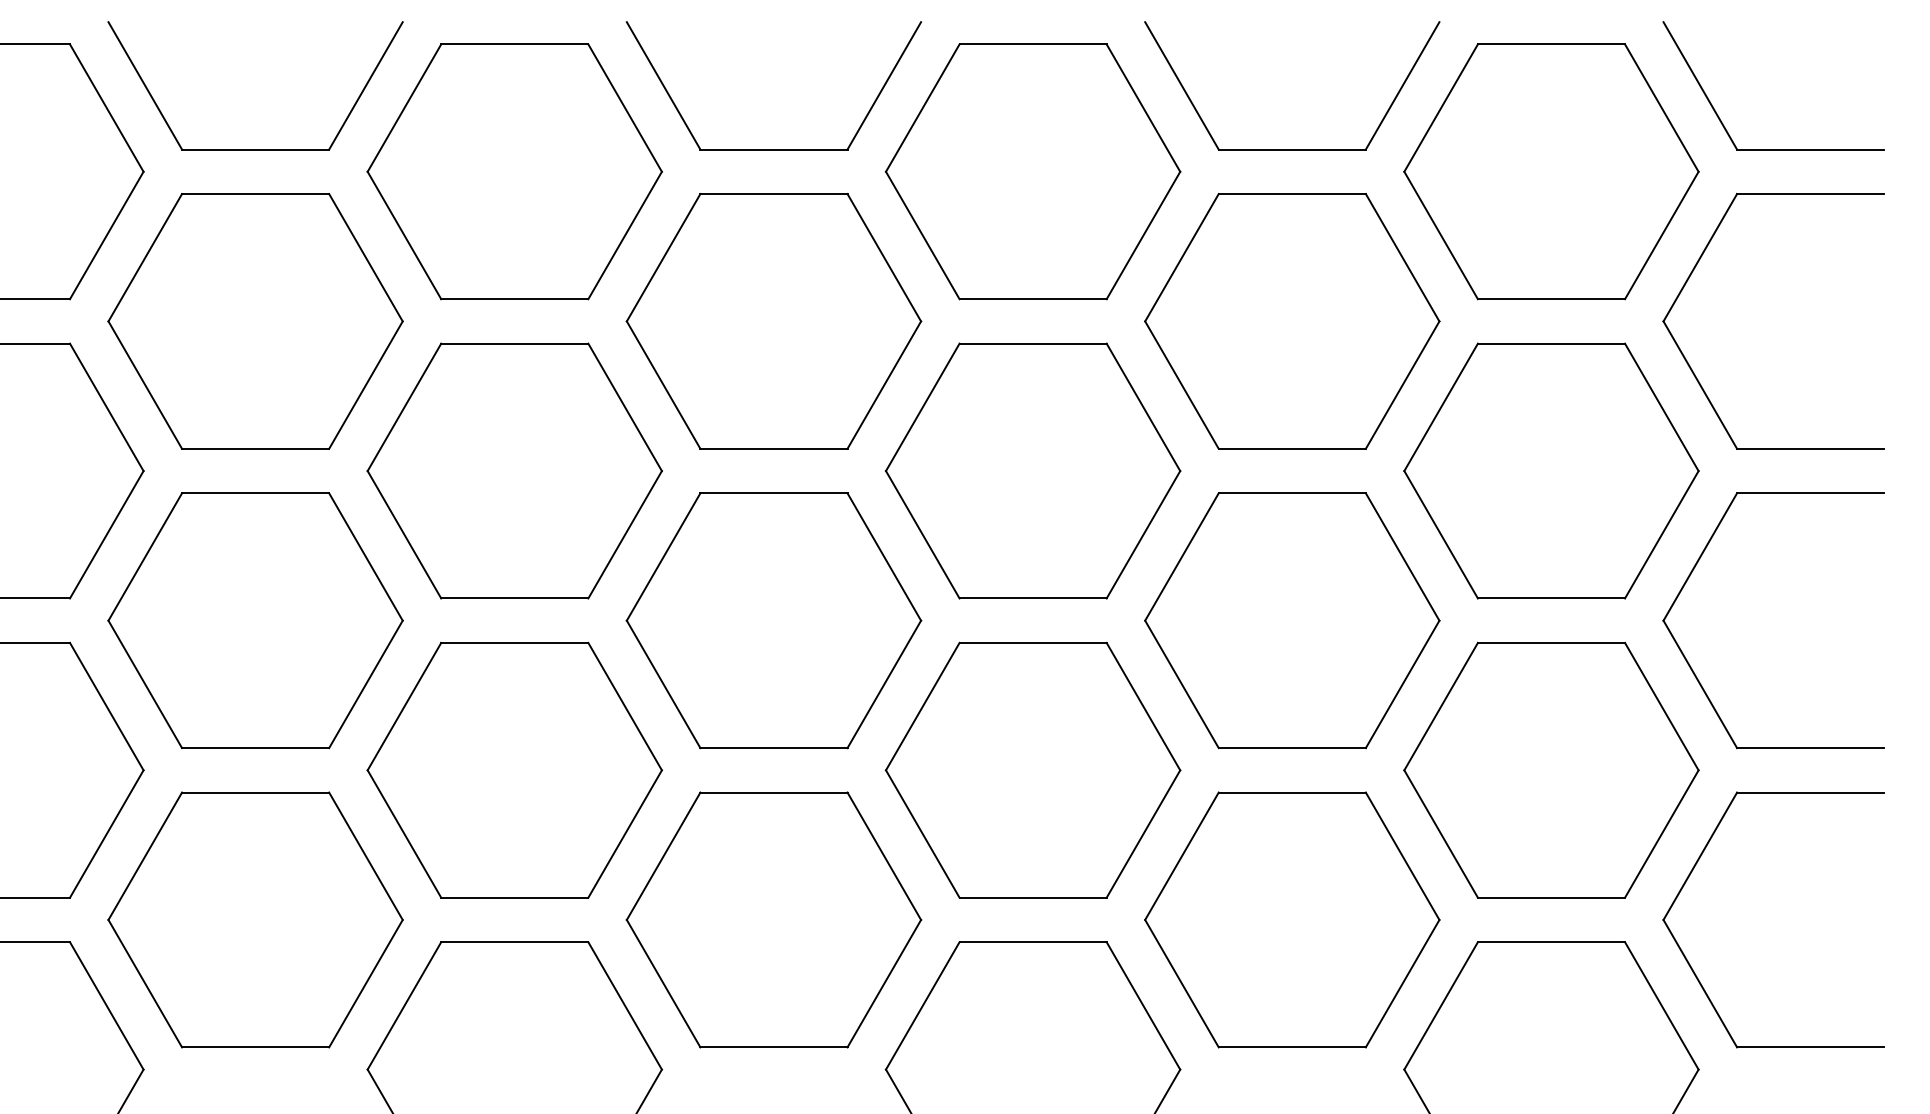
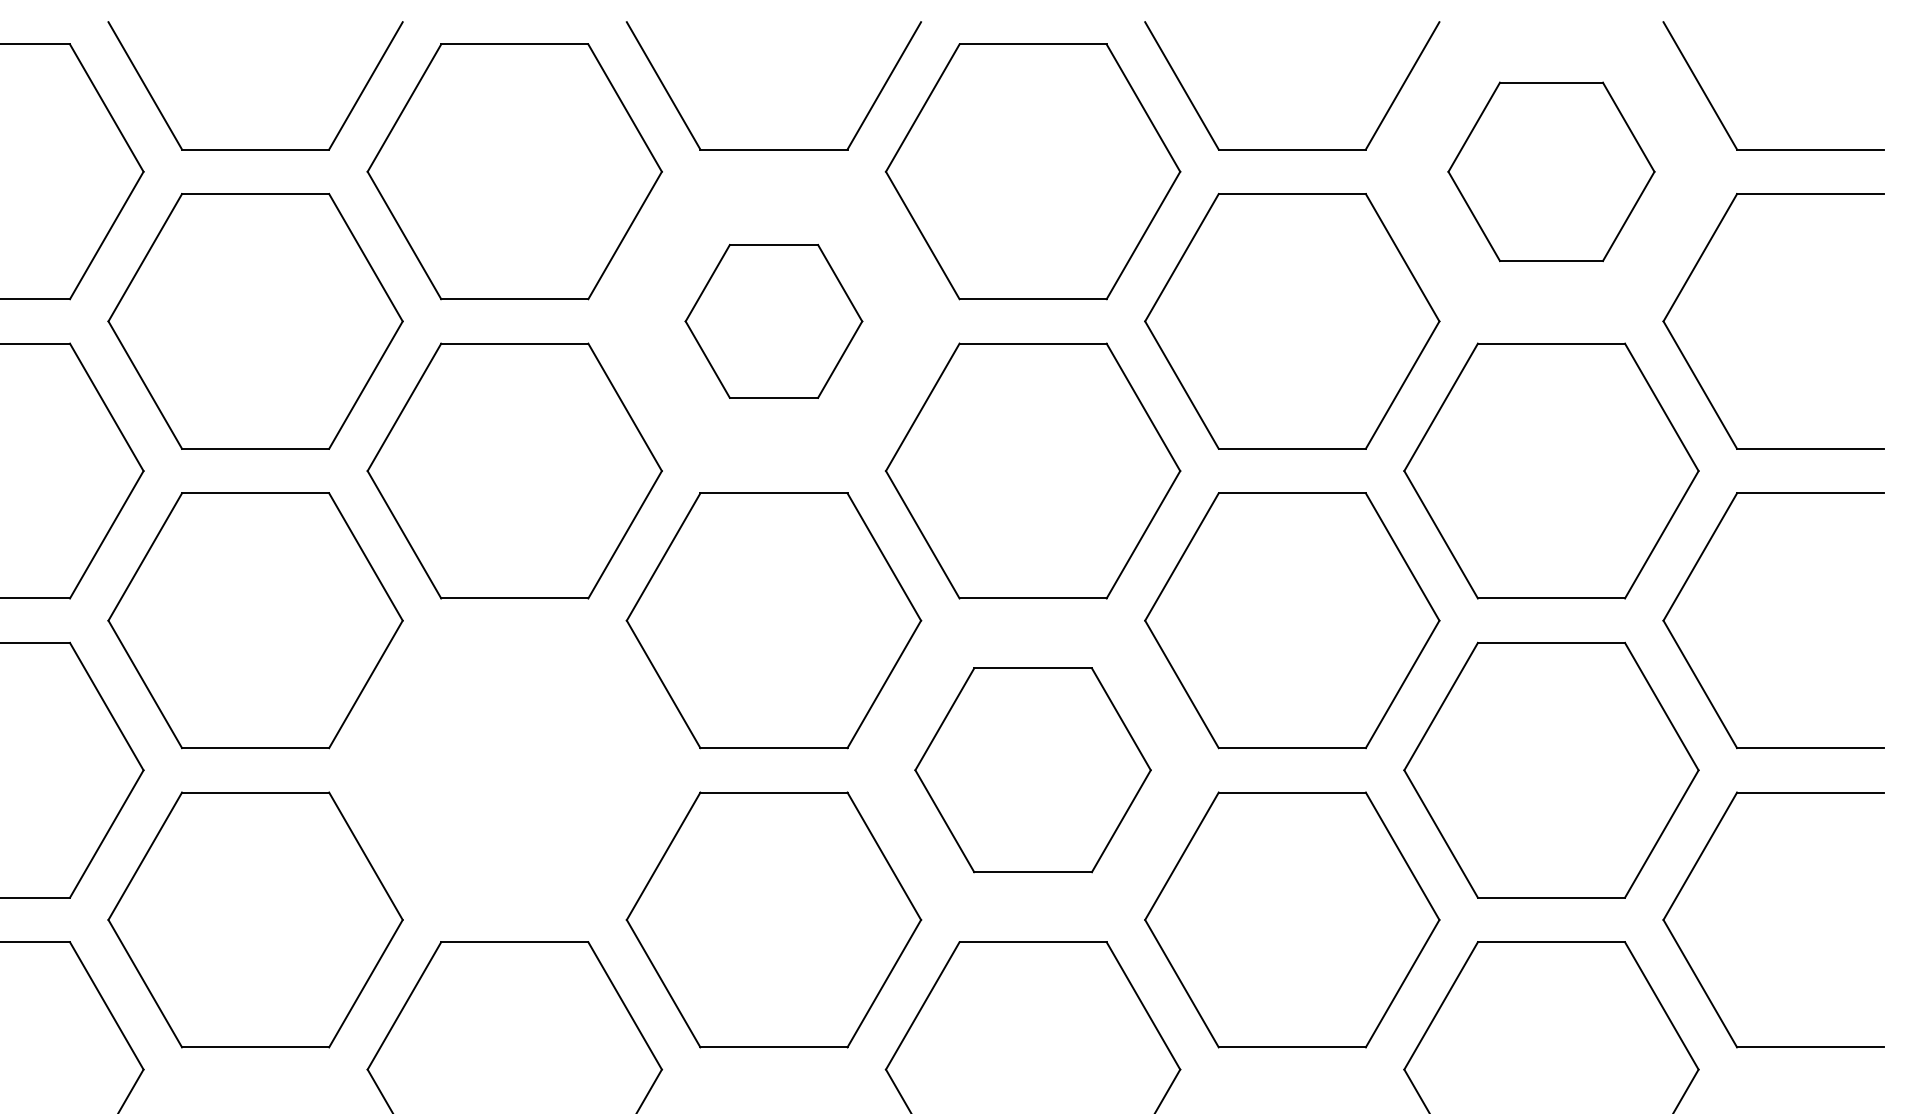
part size: 297x258 px -> 209x182 px (1551, 171)
part size: 298x257 px -> 180x155 px (773, 321)
part: present -> none (514, 769)
part size: 298x258 px -> 238x207 px (1032, 770)
